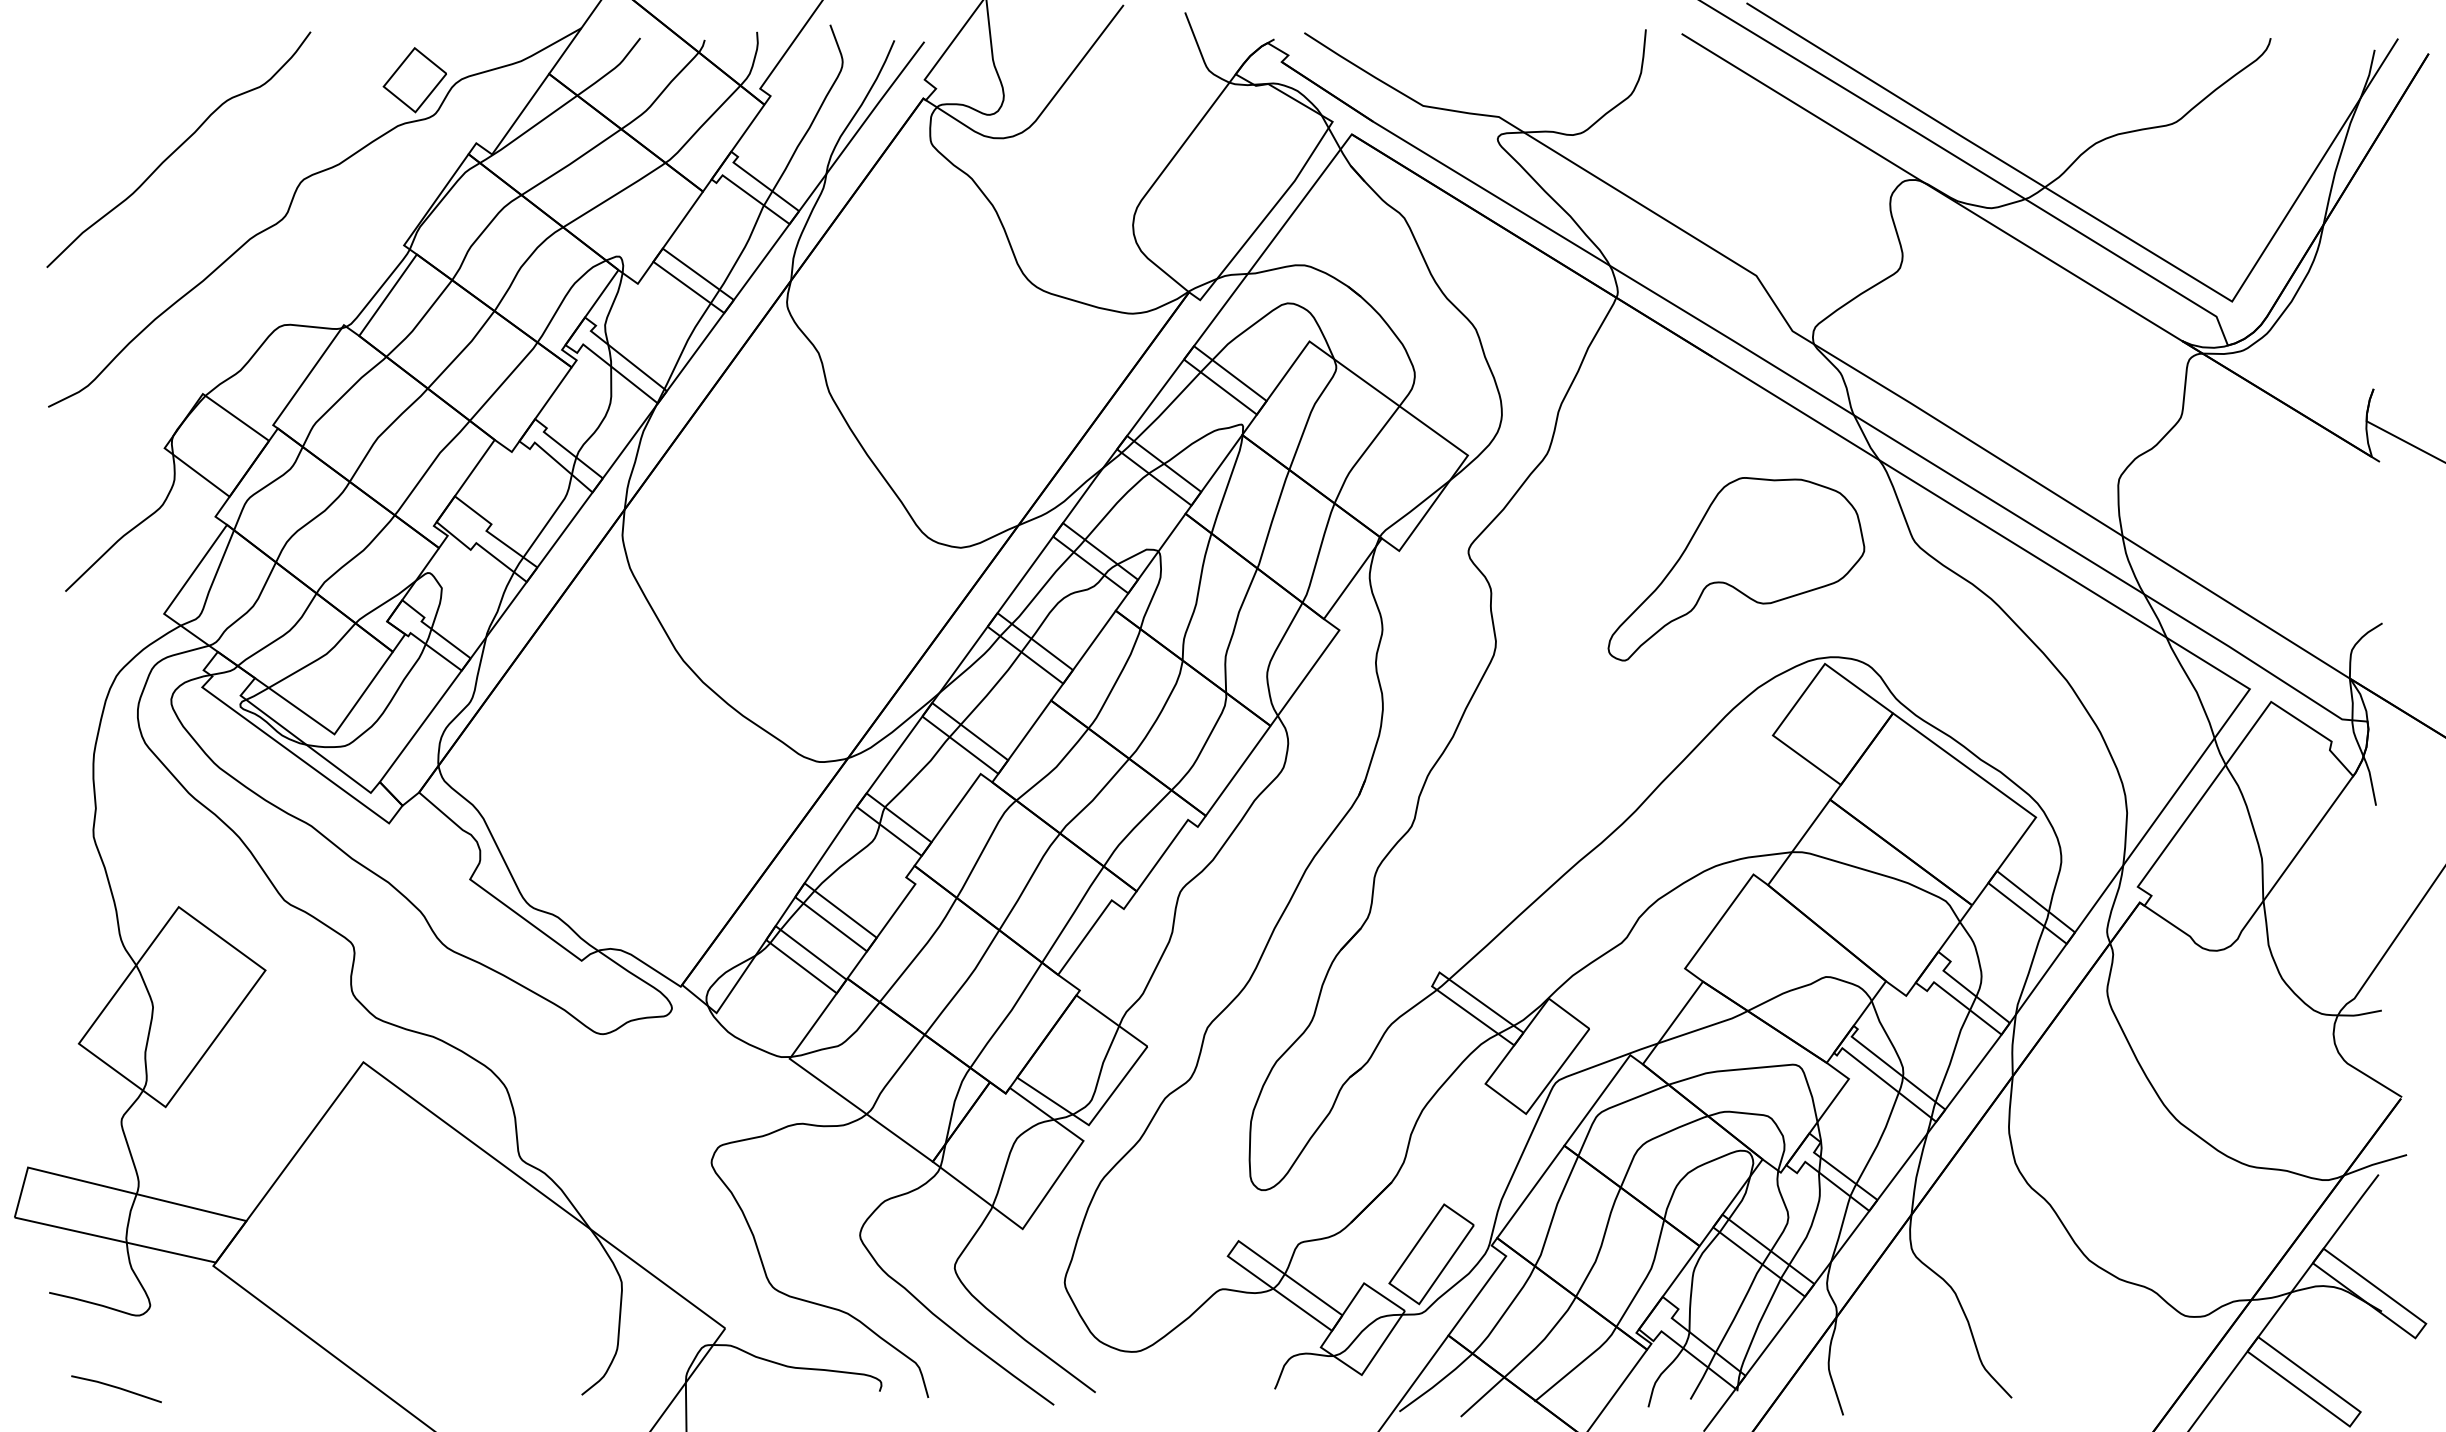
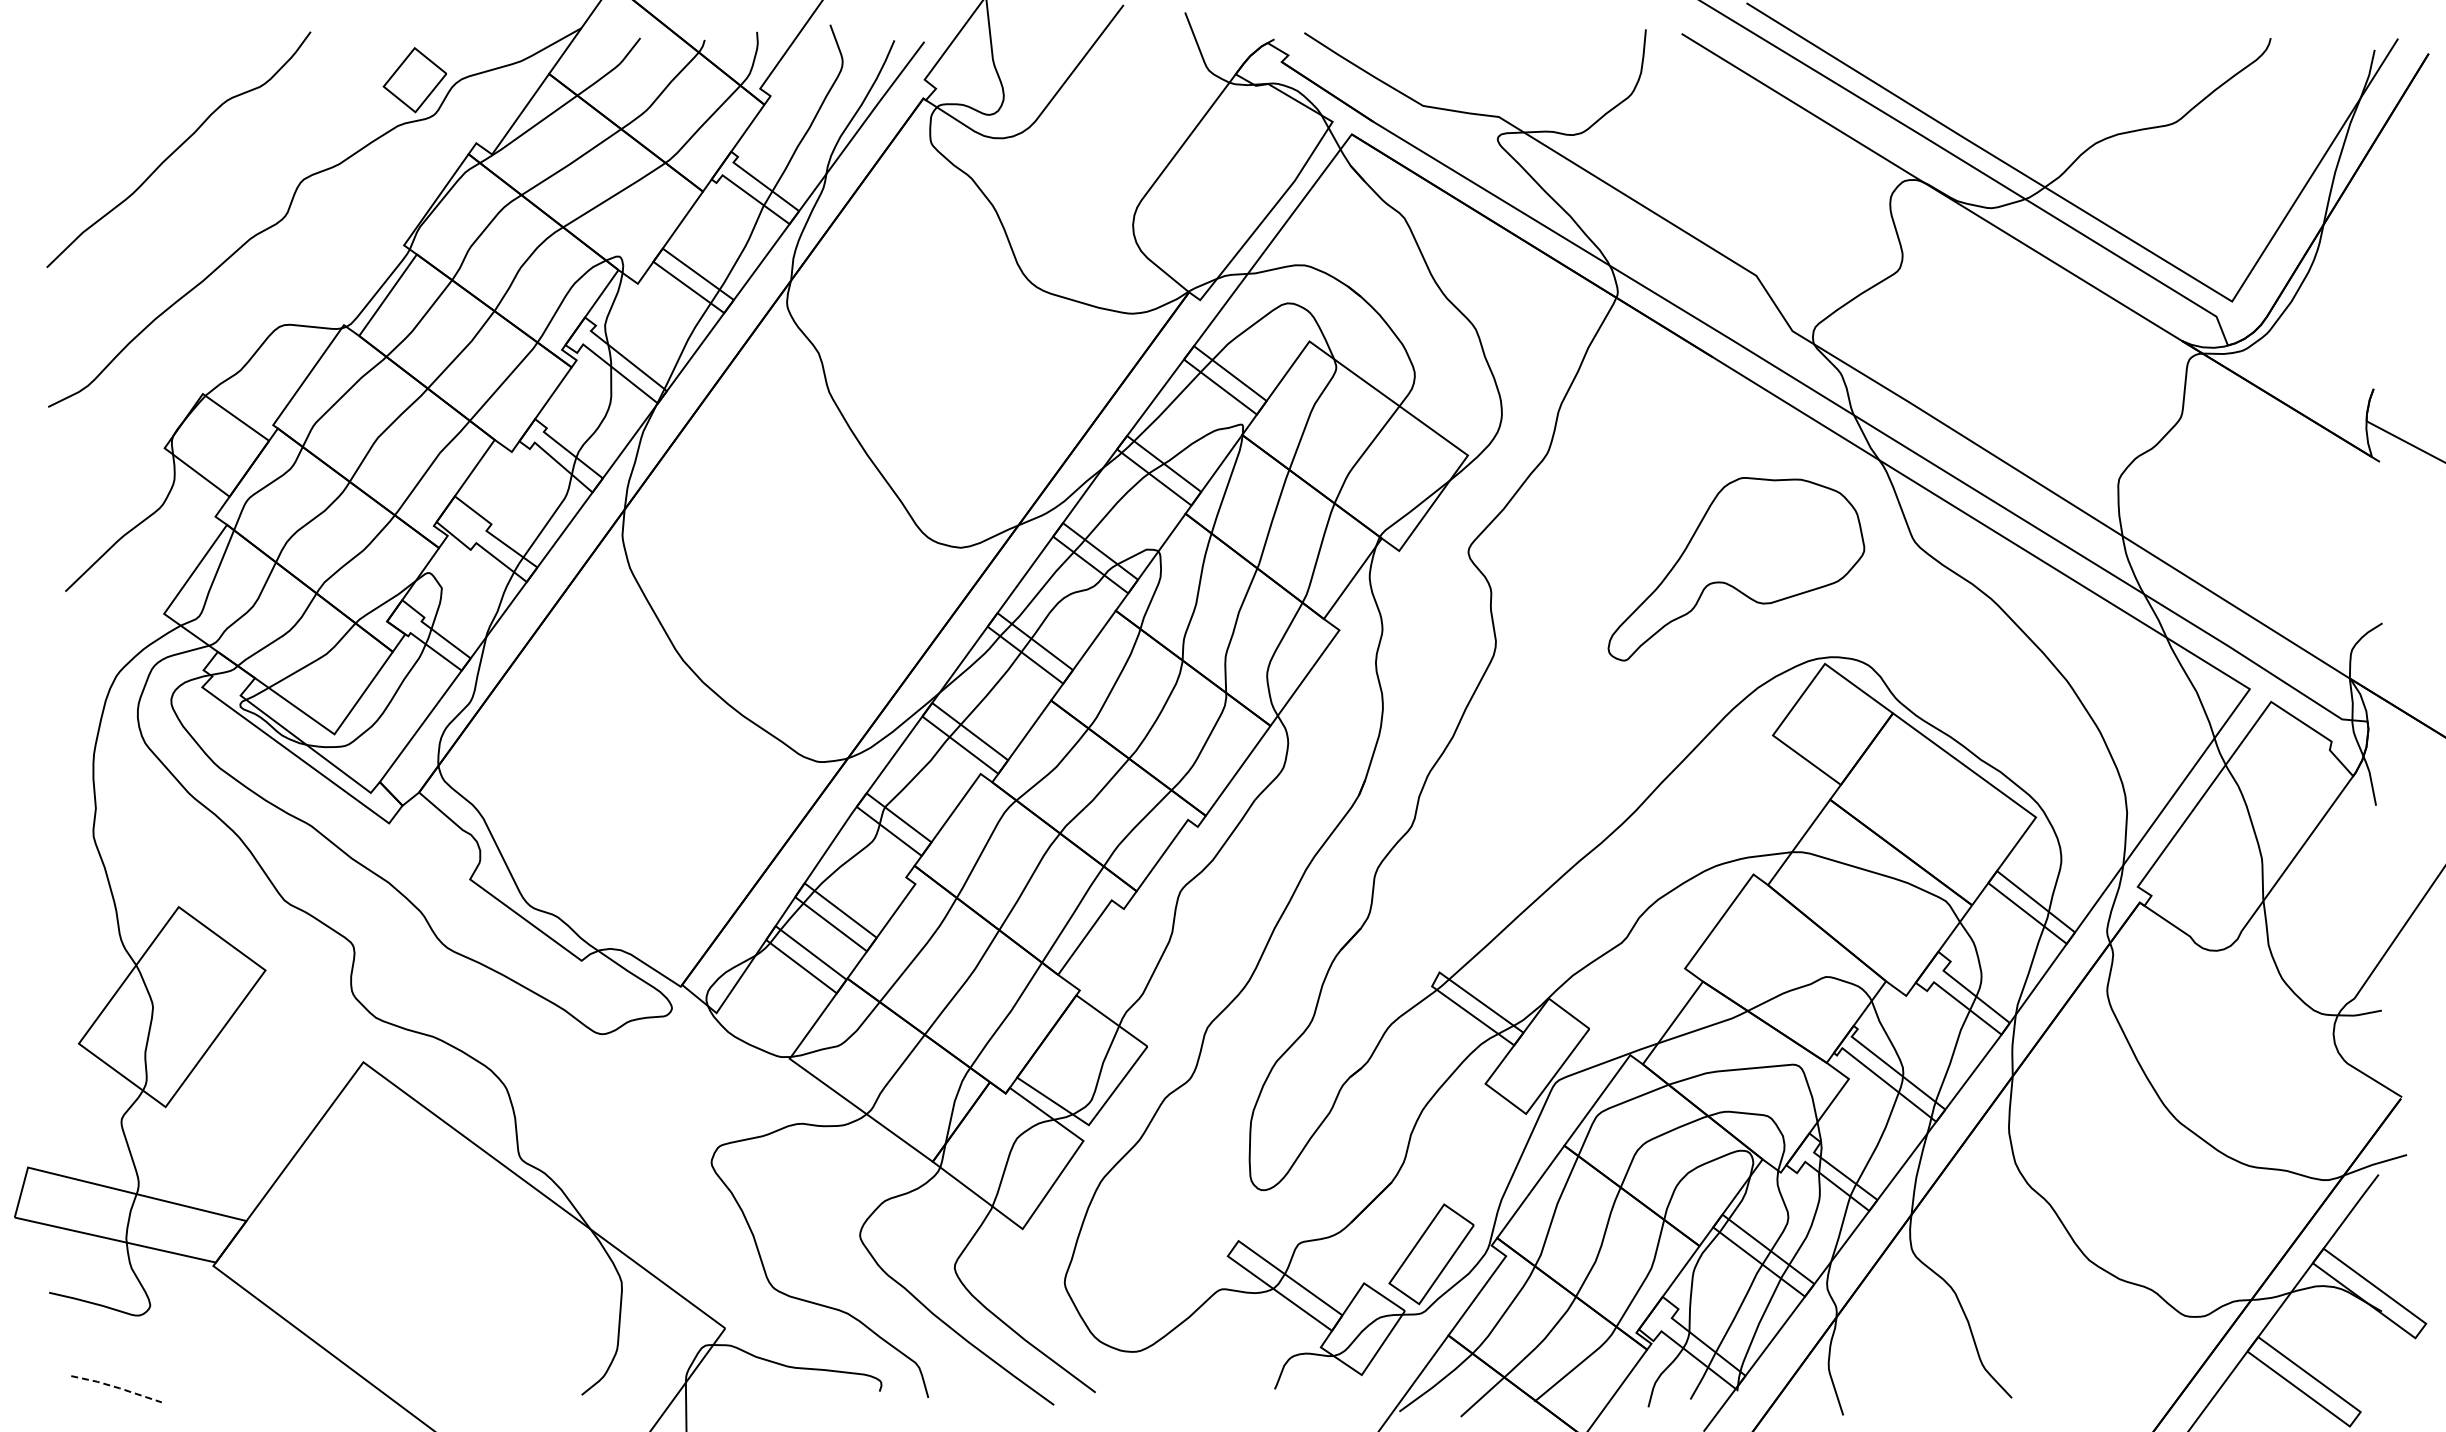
line: solid -> dashed (117, 1387)
